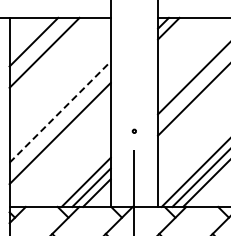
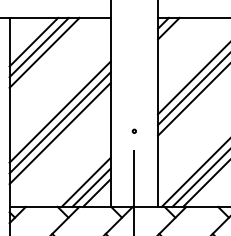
line: none -> present (38, 47)
line: none -> present (192, 90)
line: dashed -> solid (60, 112)
line: none -> present (59, 122)
